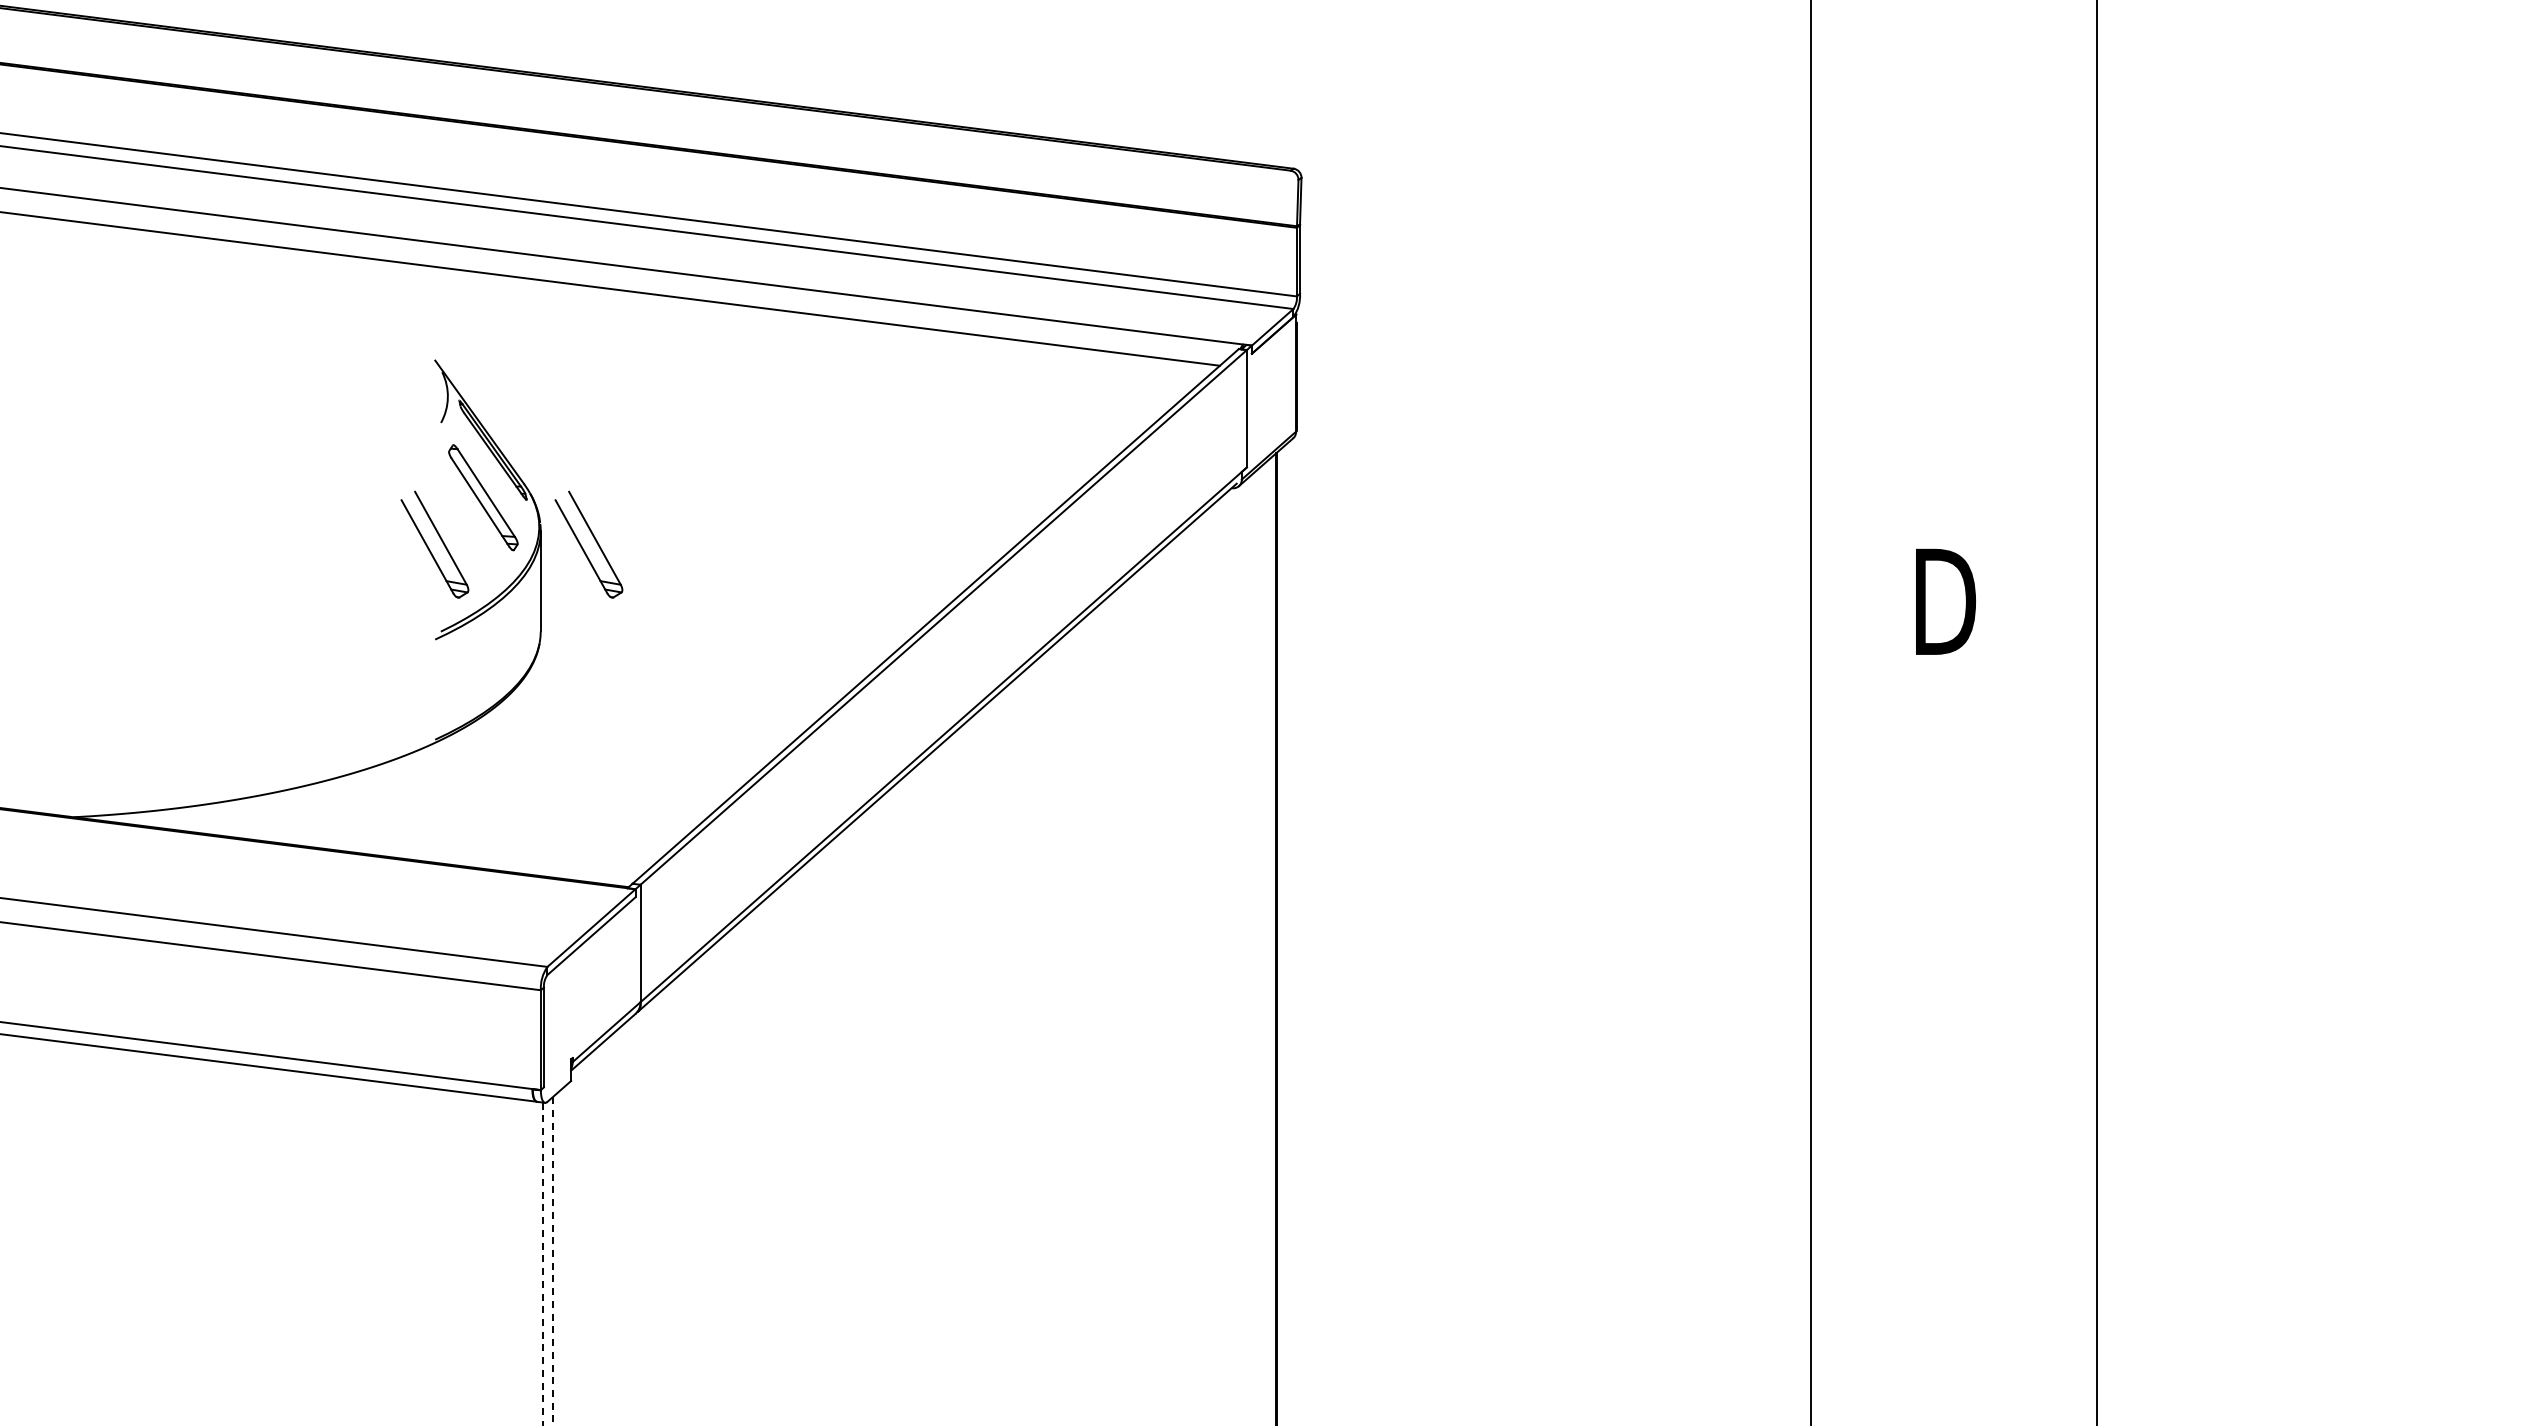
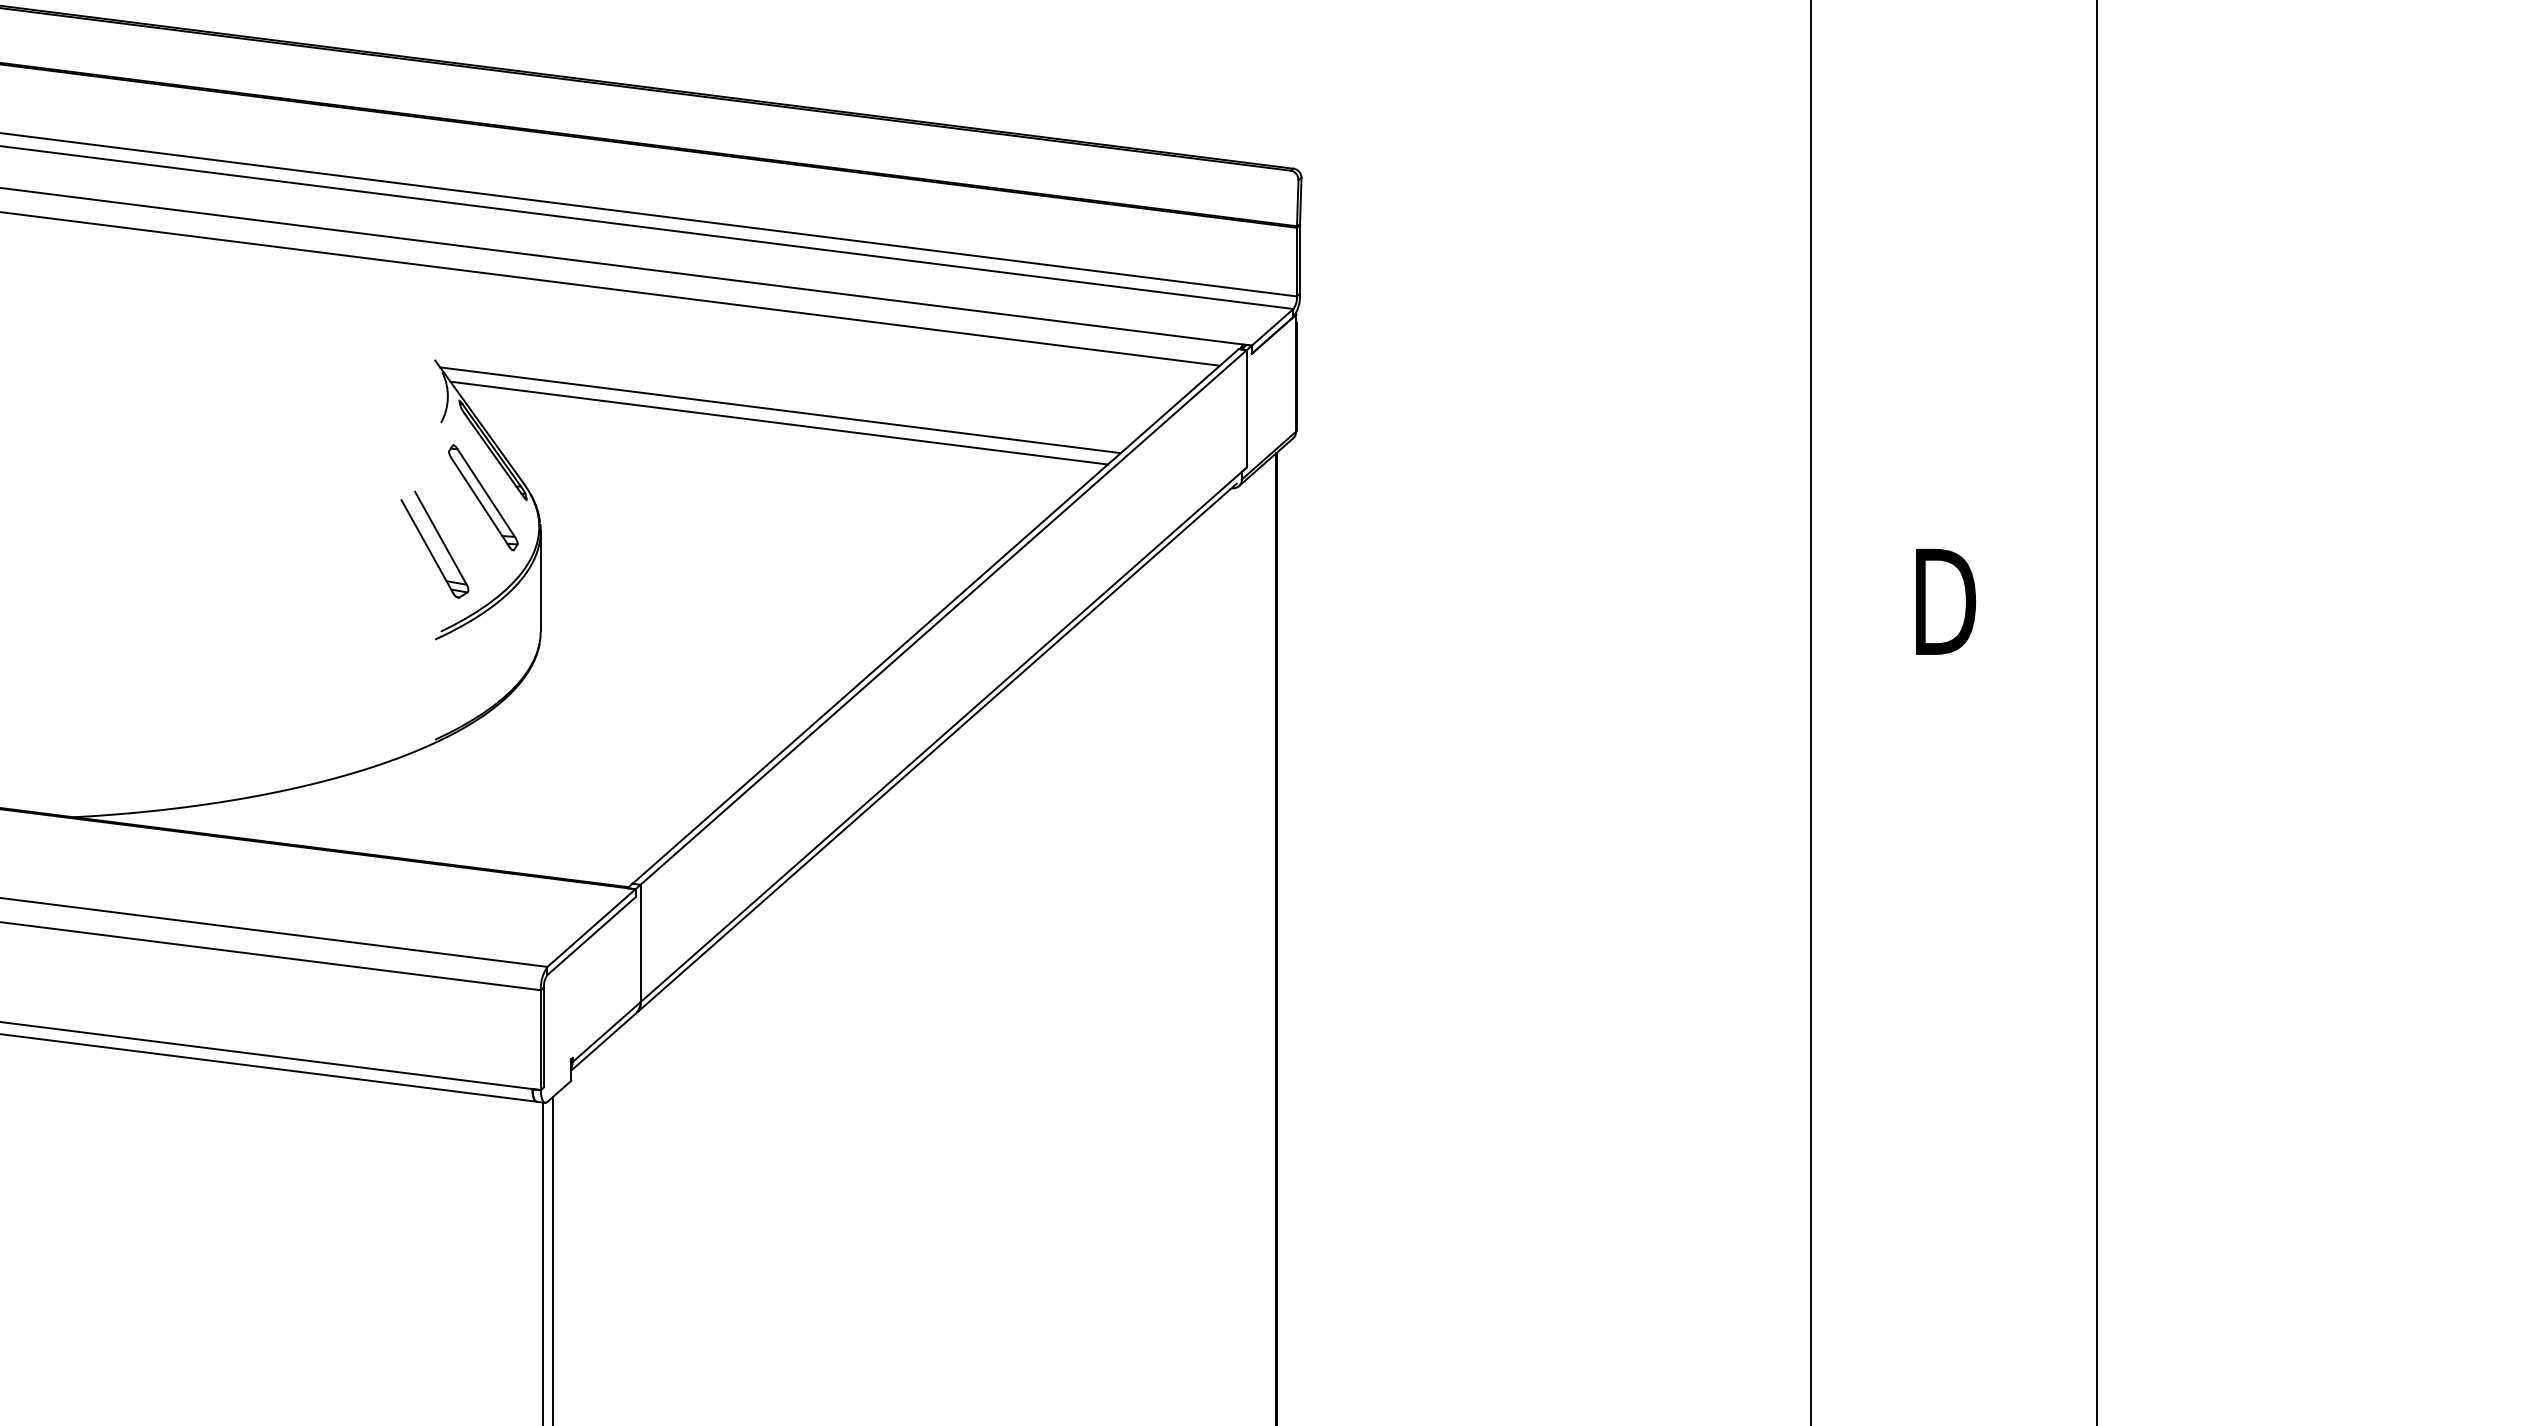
line: none -> present (780, 410)
line: none -> present (778, 422)
part: present -> none (582, 546)
line: dashed -> solid (552, 1261)
line: dashed -> solid (543, 1264)
